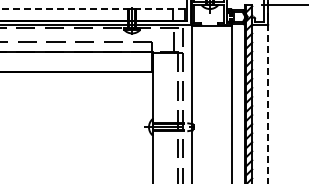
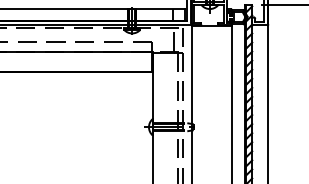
line: dashed -> solid (92, 9)
line: dashed -> solid (268, 92)
